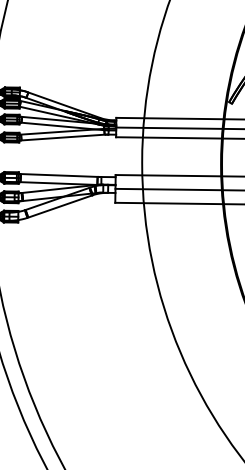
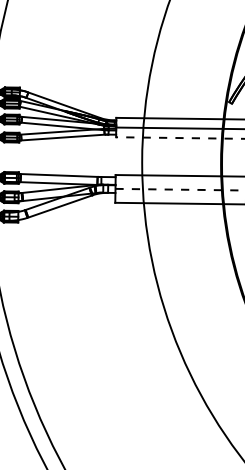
line: solid -> dashed (180, 138)
line: solid -> dashed (180, 189)
